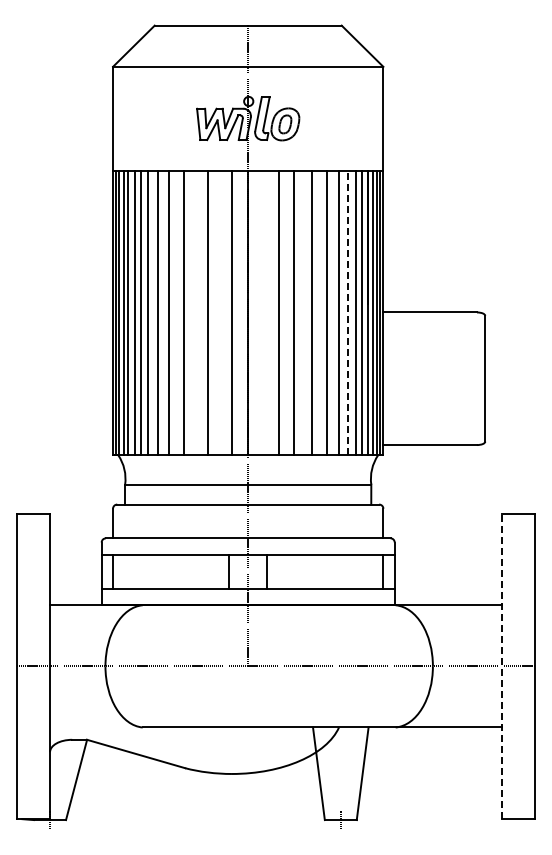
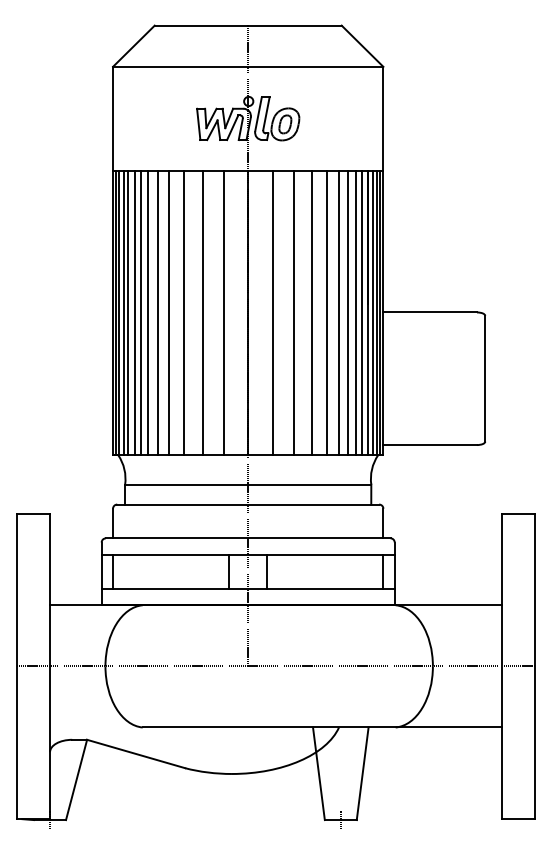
line position: (207, 312) -> (202, 312) (202, 312)
line position: (231, 312) -> (223, 312) (223, 312)
line position: (278, 312) -> (272, 312) (272, 312)
line: dashed -> solid (348, 312)
line: dashed -> solid (501, 666)
